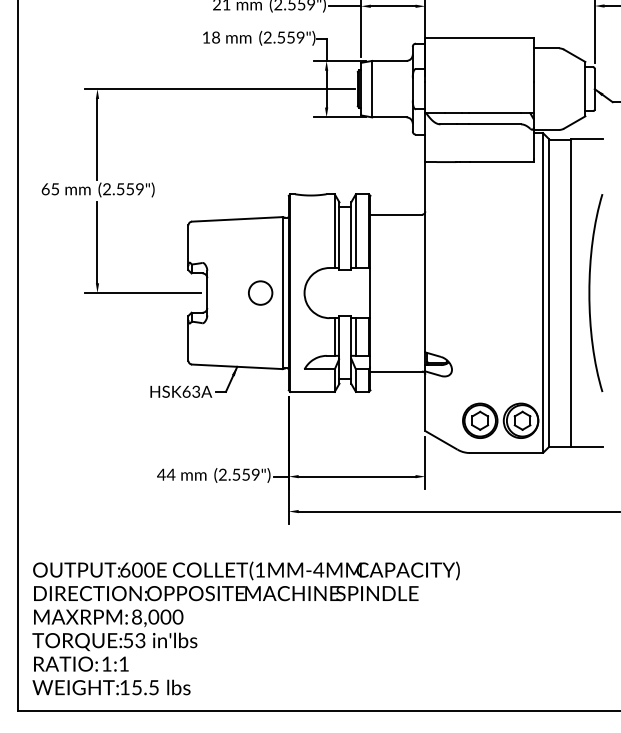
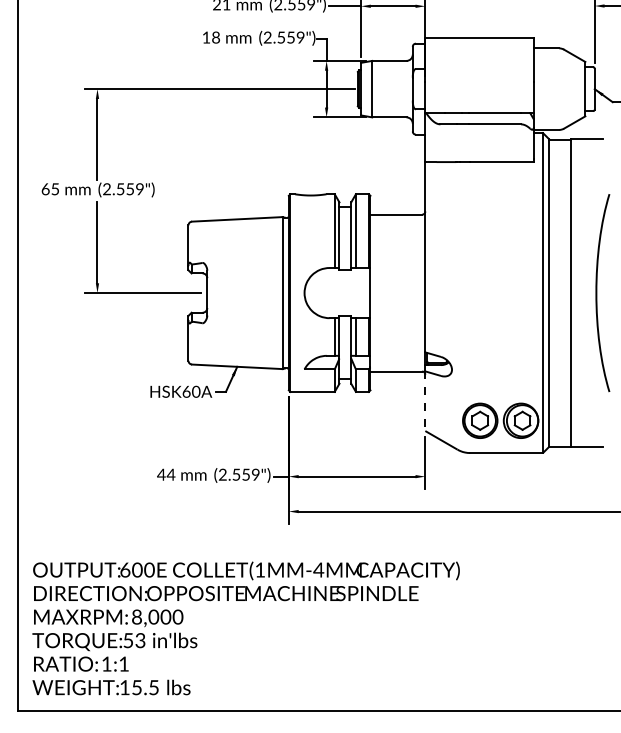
part: present -> none (260, 292)
curve position: (590, 293) -> (597, 293) (597, 293)
text: HSK63A -> HSK60A (196, 391)
line: solid -> dashed (425, 401)
